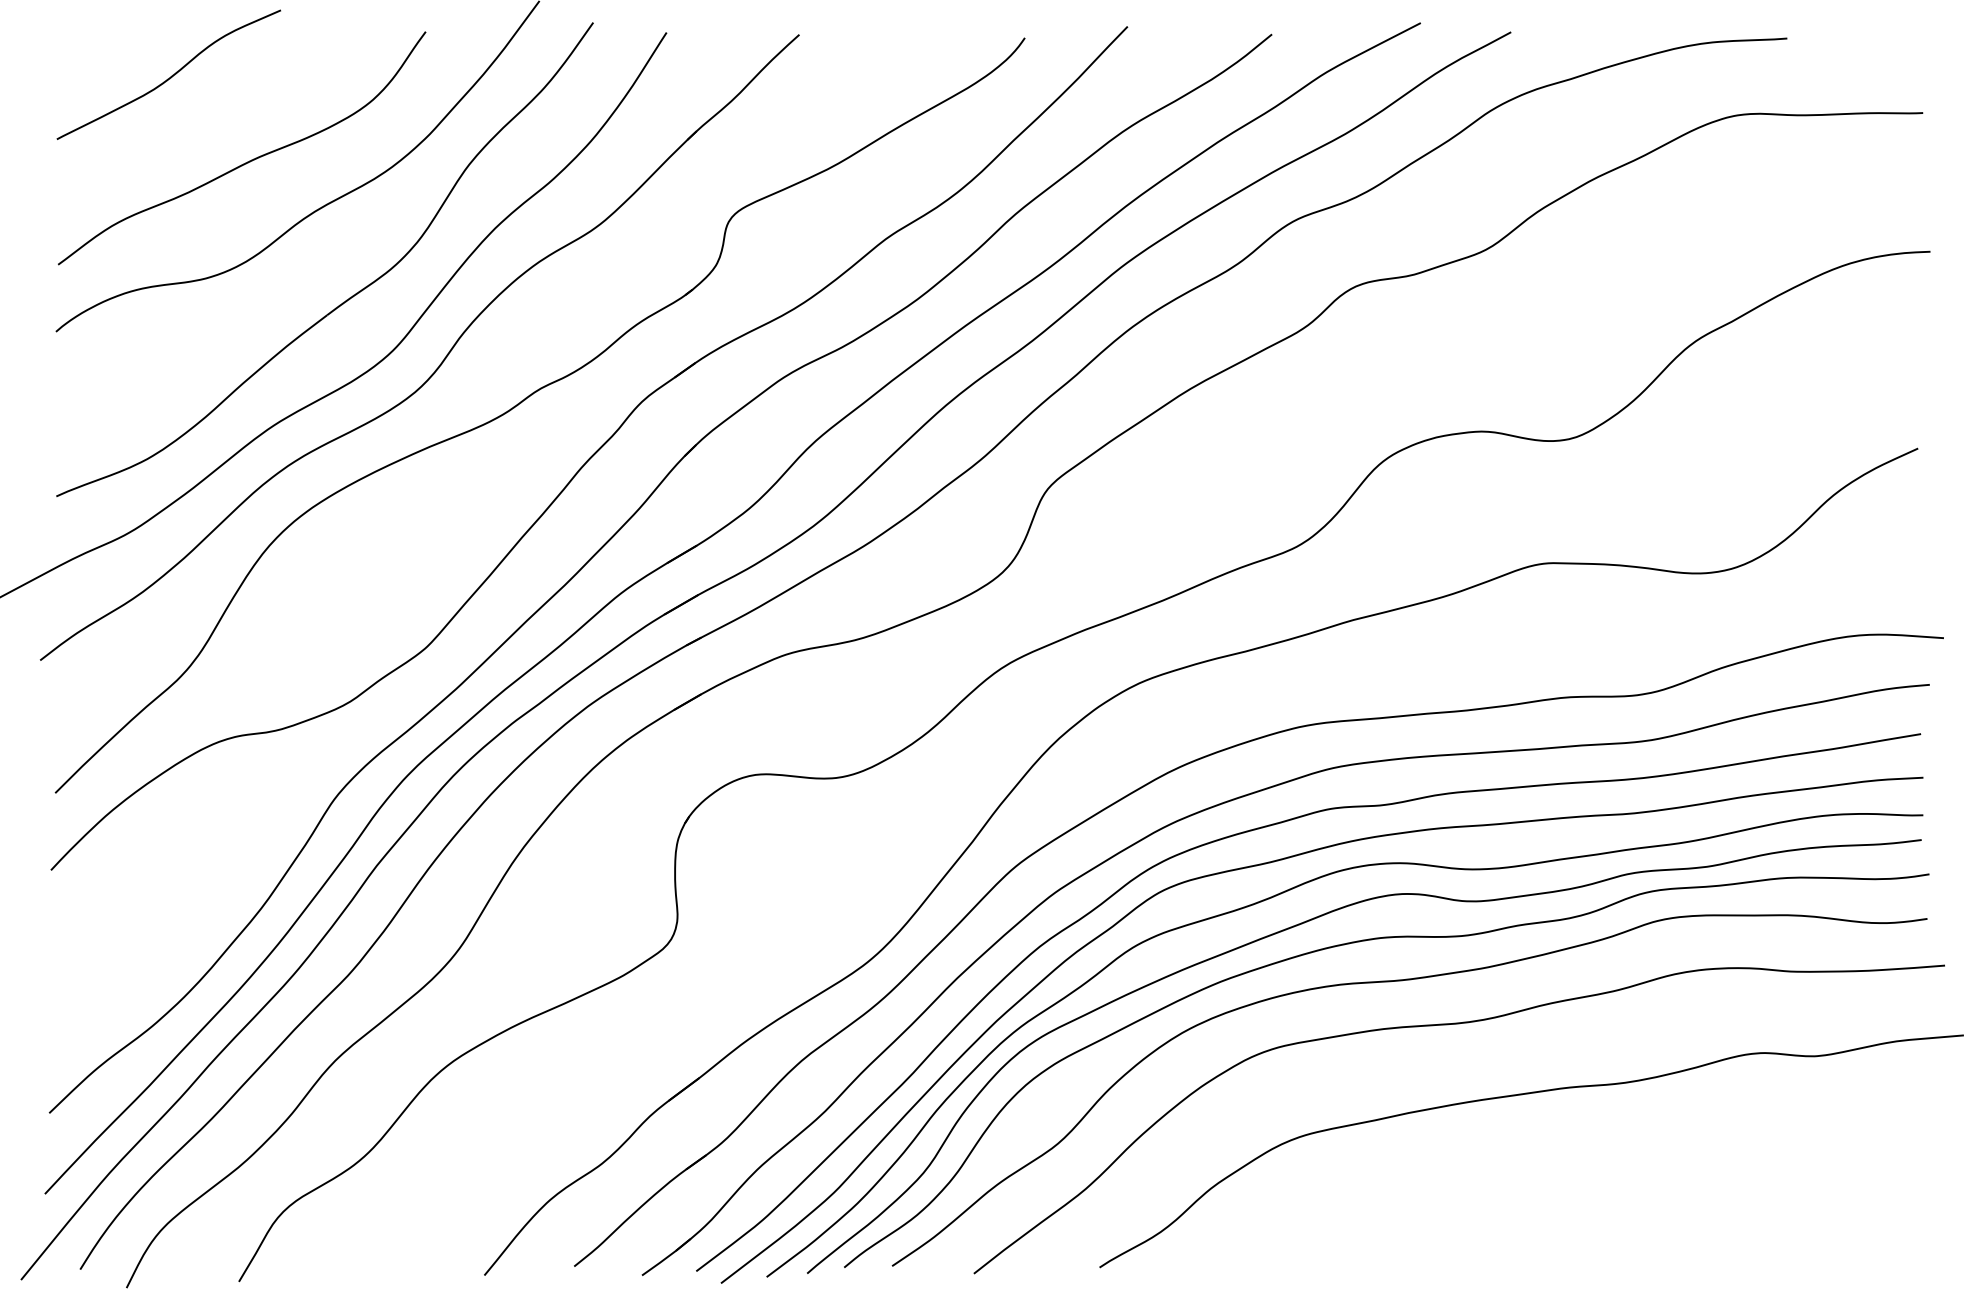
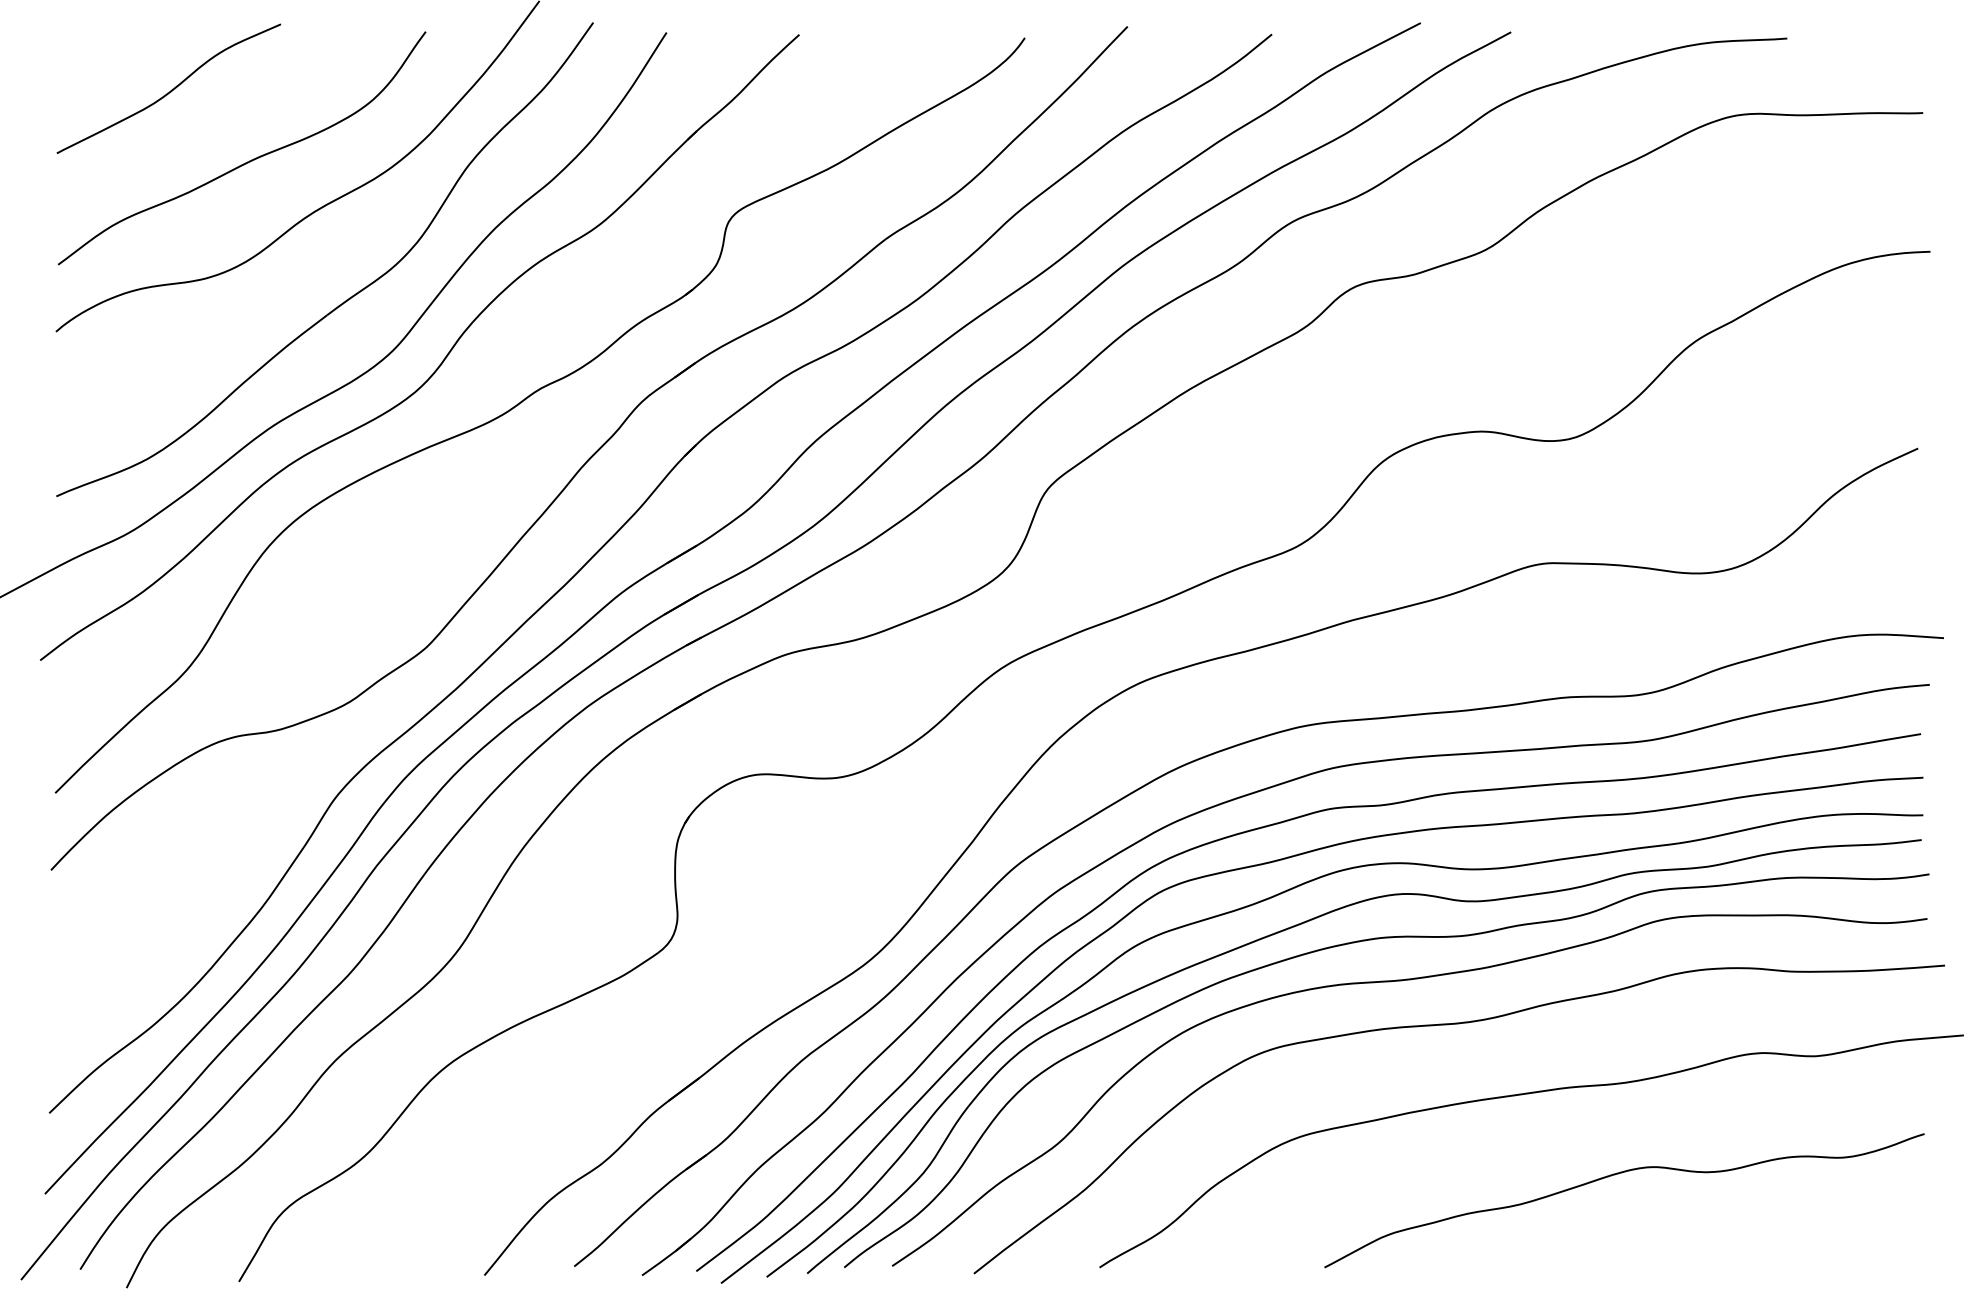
curve position: (170, 76) -> (170, 90) (170, 90)
curve: none -> present (1615, 1175)
